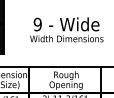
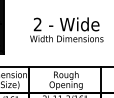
text: 9 -> 2 (37, 24)
